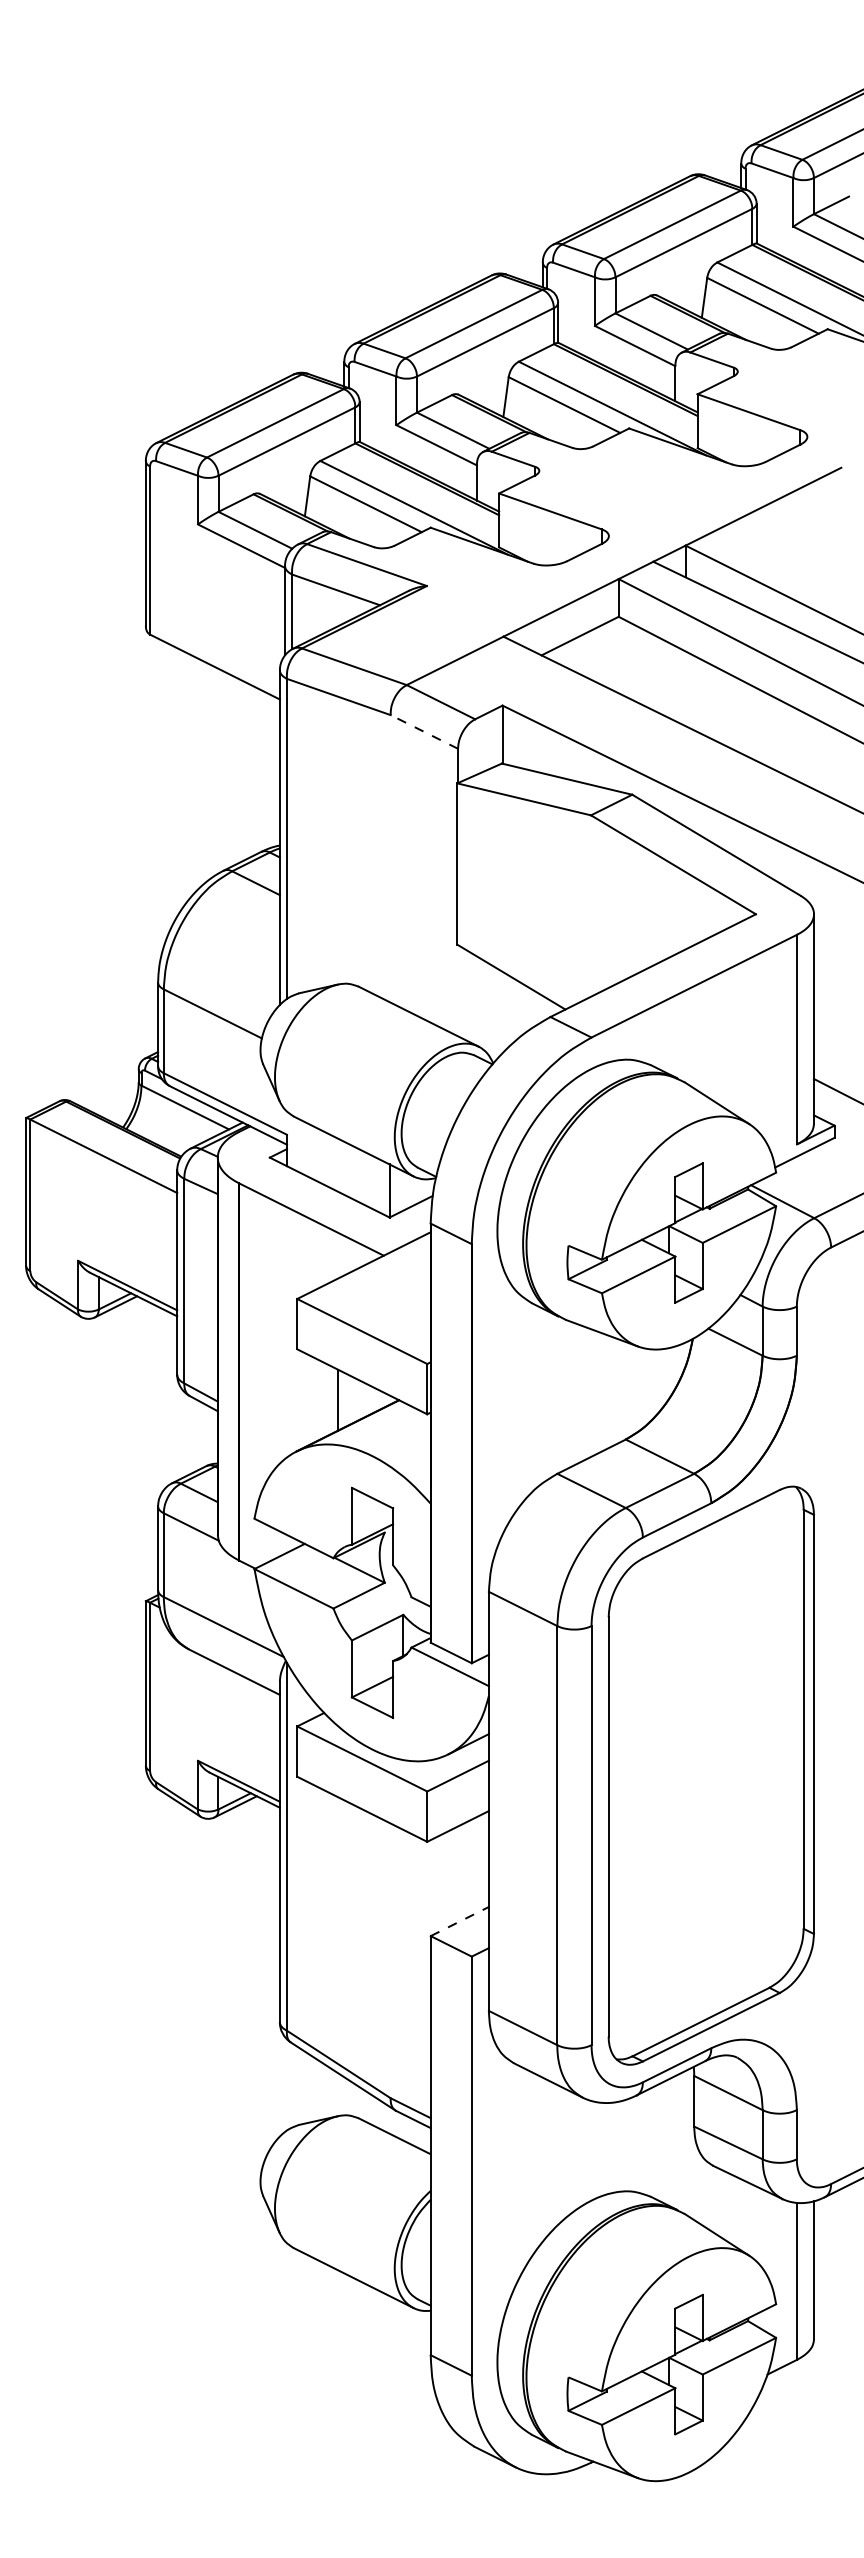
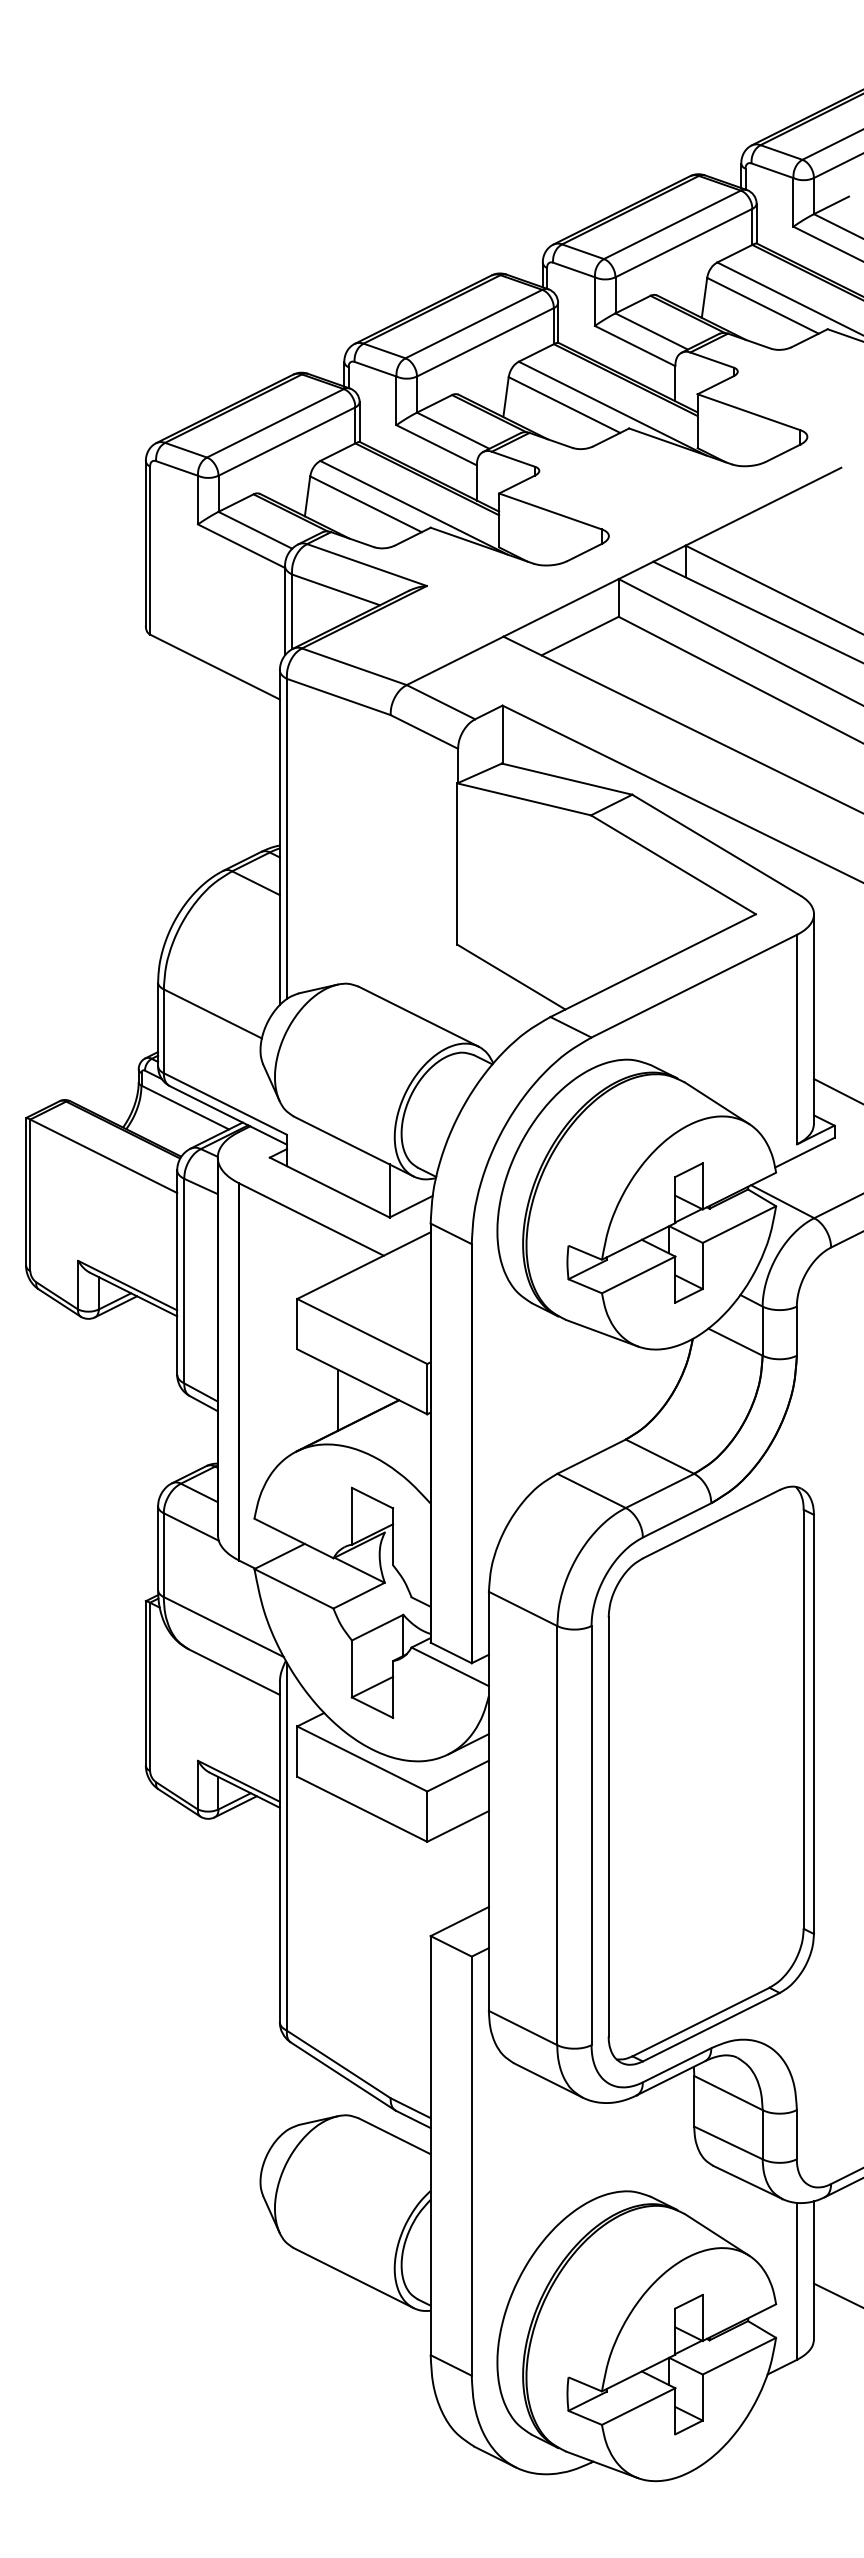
line: dashed -> solid (424, 731)
line: dashed -> solid (459, 1921)
line: none -> present (837, 2294)
